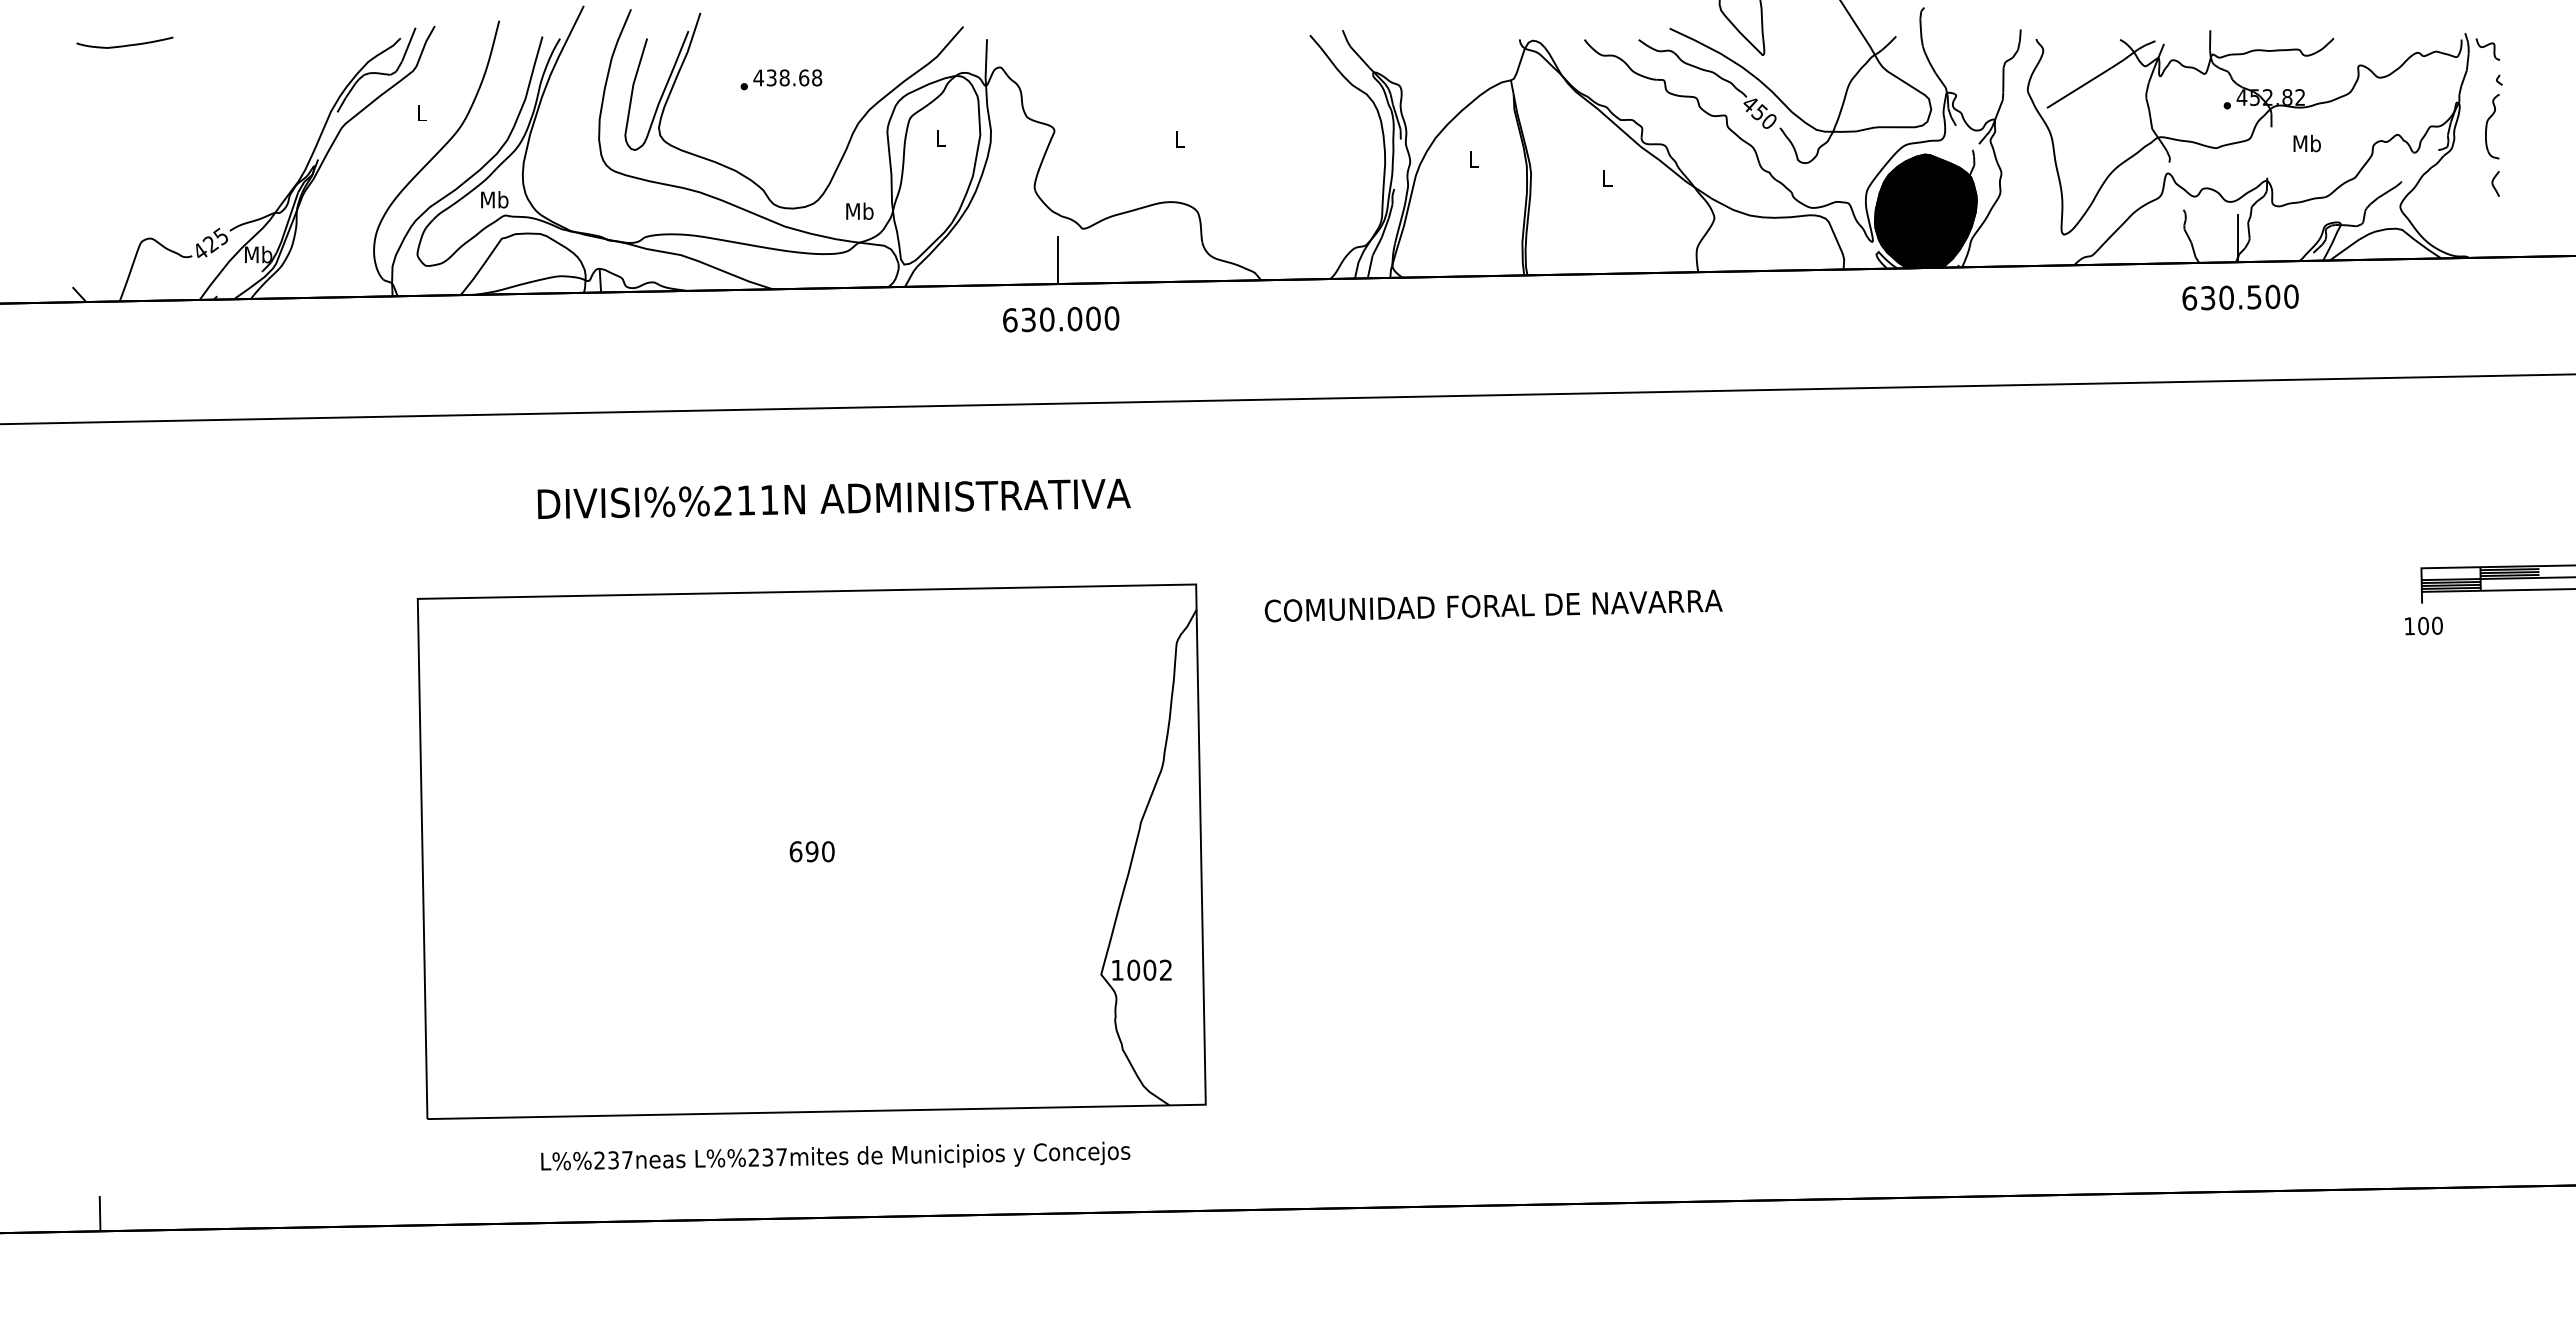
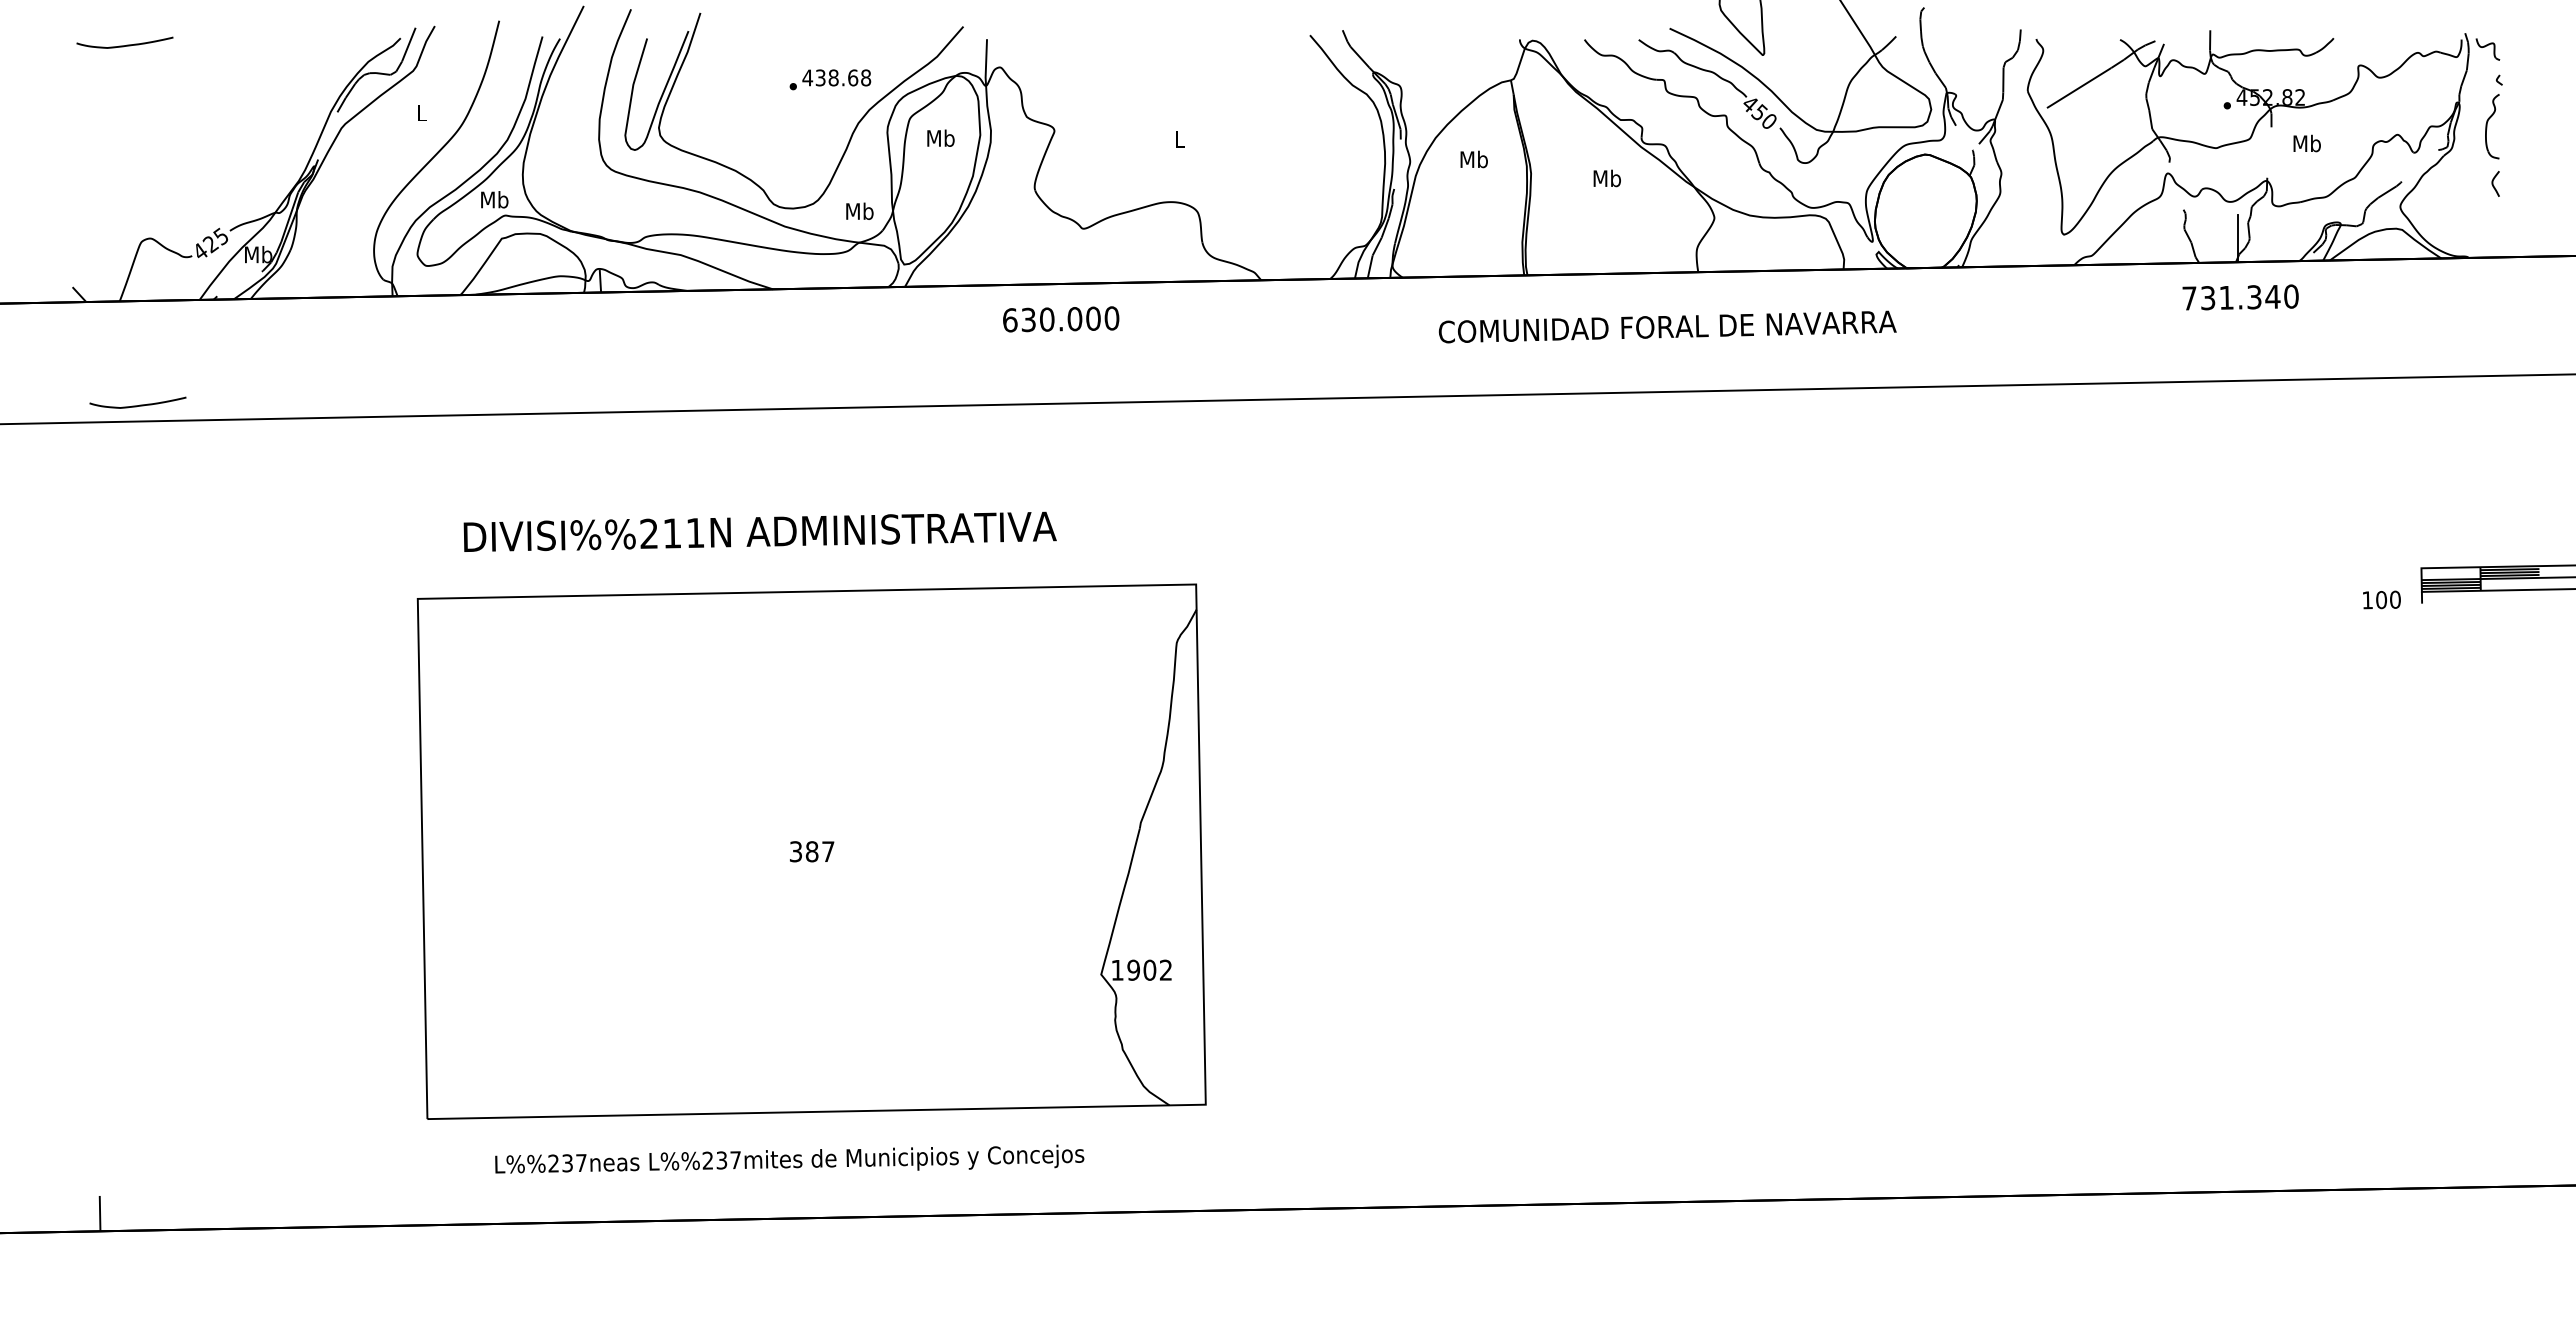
text position: (781, 79) -> (830, 79) (830, 79)
text: L -> Mb (940, 137)
text: L -> Mb (1473, 159)
text: L -> Mb (1606, 178)
fill: present -> none (1925, 211)
line: present -> none (1058, 260)
text: 630.500 -> 731.340 (2231, 297)
curve: none -> present (139, 404)
text position: (833, 498) -> (759, 531) (759, 531)
text position: (1493, 605) -> (1667, 326) (1667, 326)
text position: (2423, 625) -> (2381, 599) (2381, 599)
text: 690 -> 387 (811, 851)
text: 1002 -> 1902 (1133, 970)
text position: (835, 1155) -> (789, 1158) (789, 1158)
